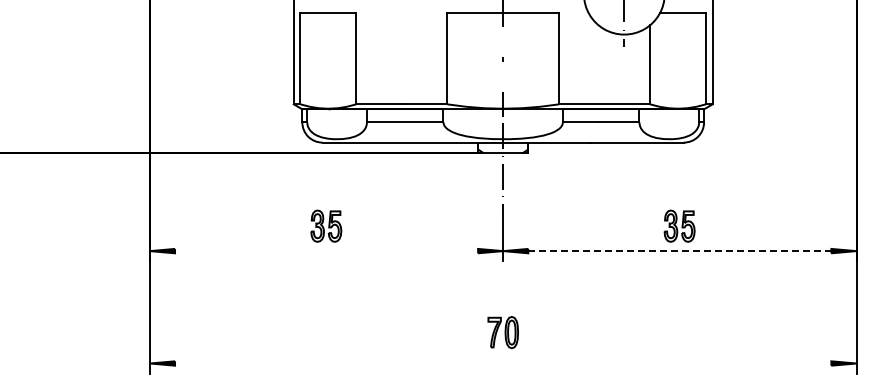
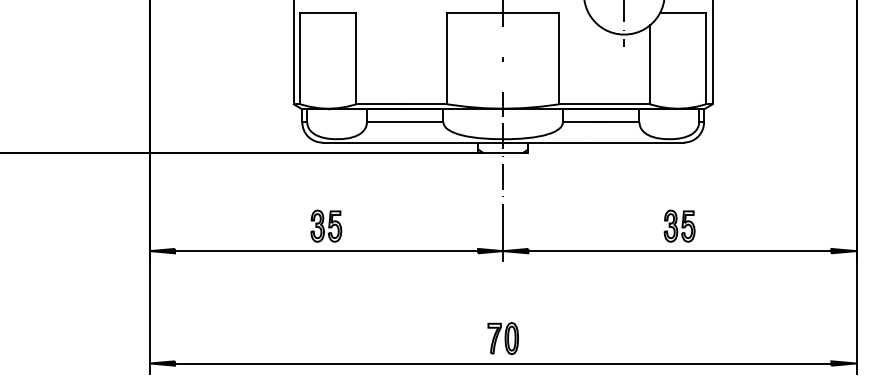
line: none -> present (326, 251)
line: dashed -> solid (679, 251)
part position: (502, 332) -> (502, 338) (502, 338)
line: none -> present (503, 363)
